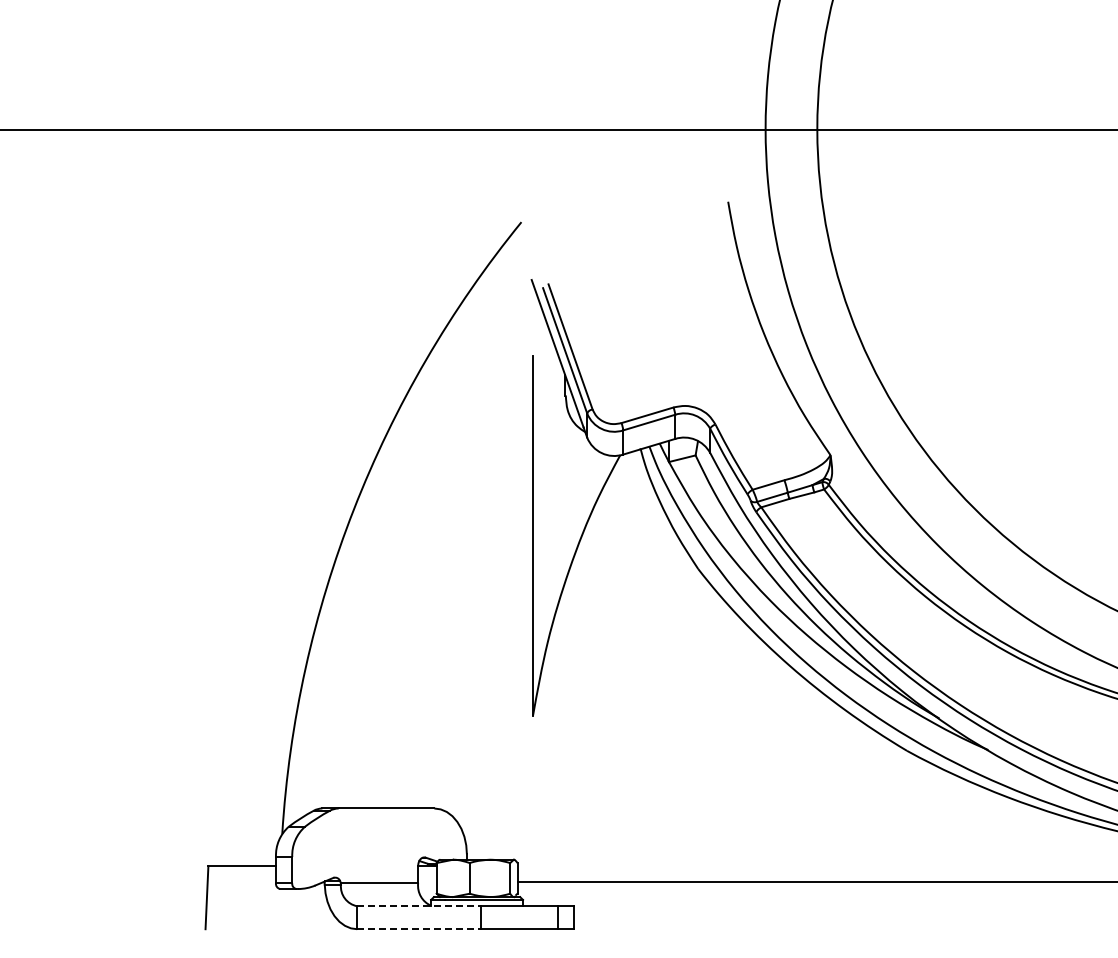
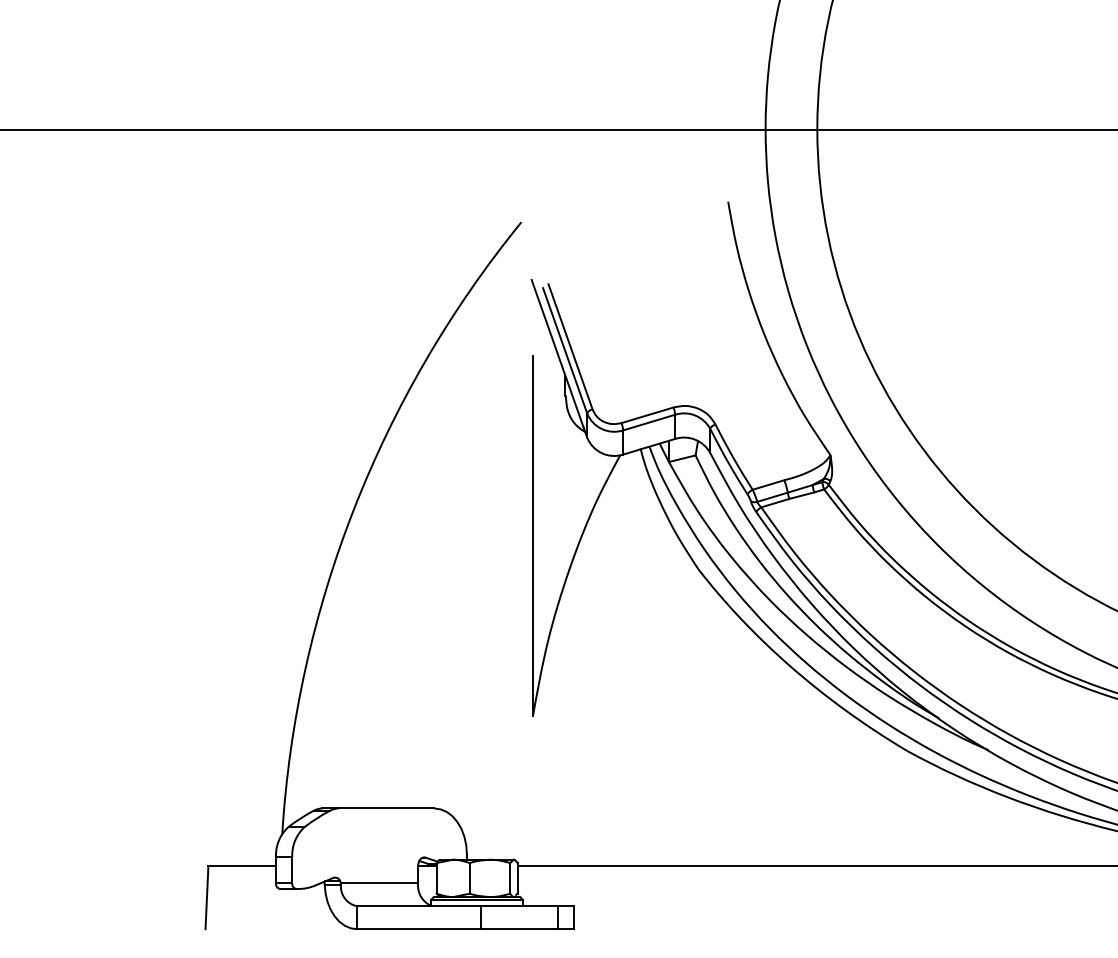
line position: (815, 882) -> (815, 866) (815, 866)
line: dashed -> solid (419, 906)
line: dashed -> solid (419, 929)
